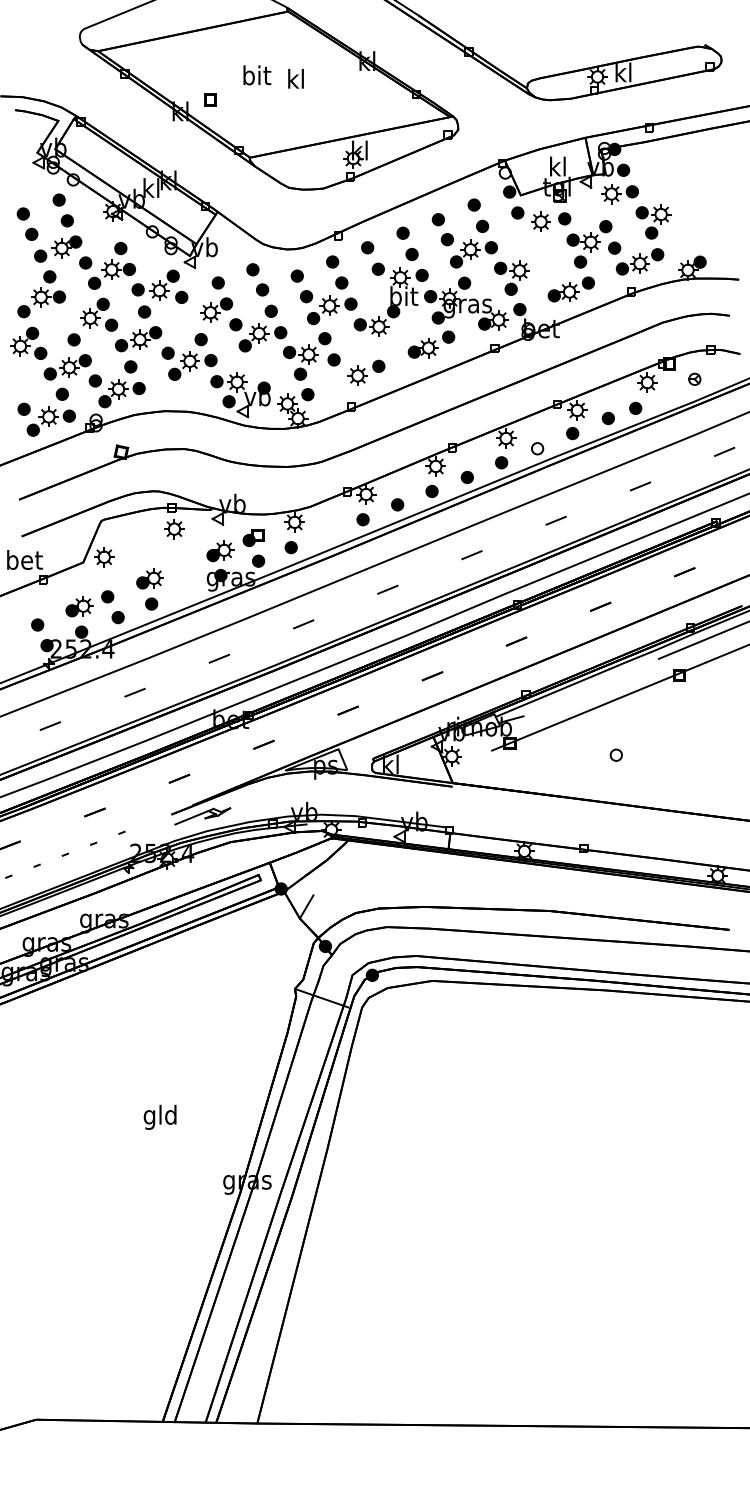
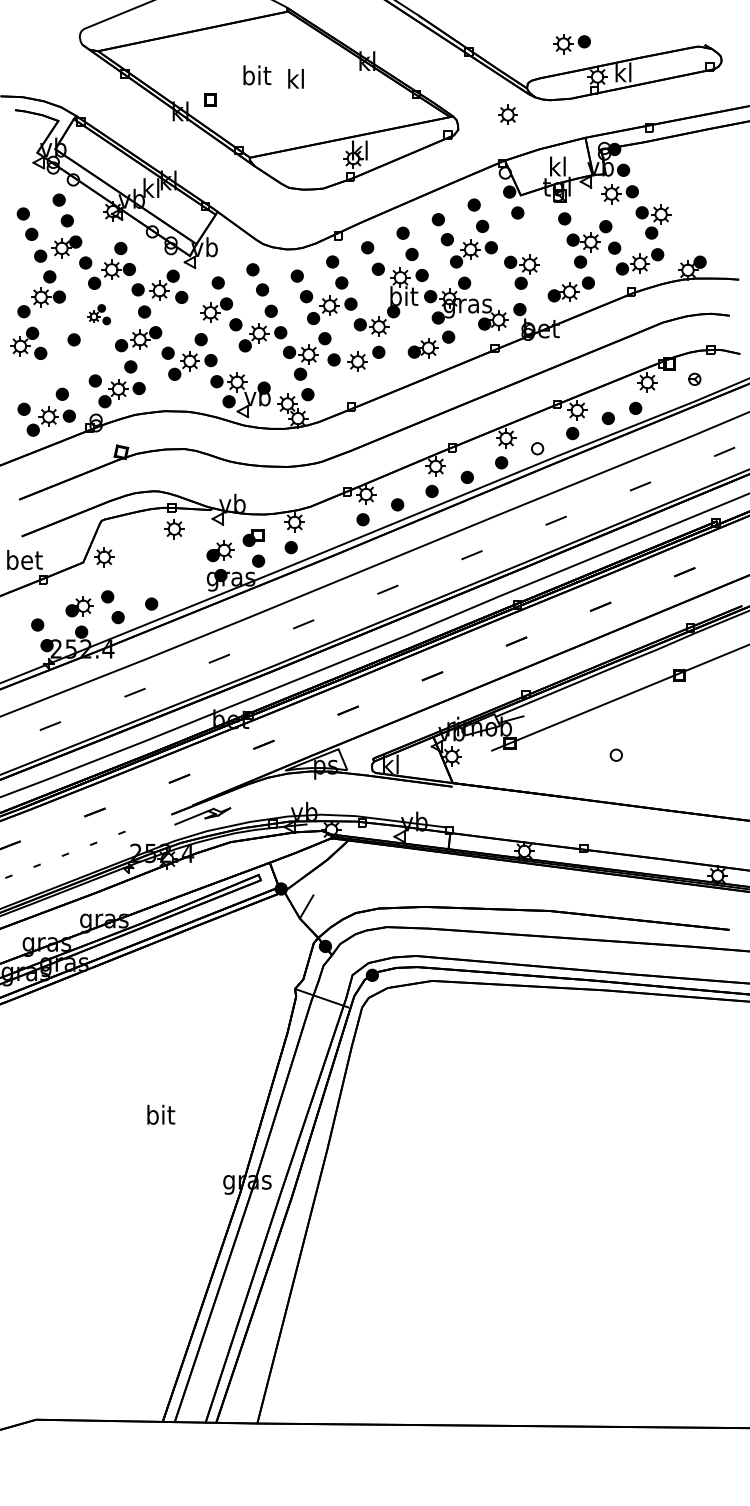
part: none -> present (571, 44)
part position: (540, 221) -> (507, 114) (507, 114)
part position: (511, 277) -> (521, 271) (521, 271)
part size: 39x35 px -> 24x22 px (98, 314)
part: present -> none (67, 367)
part position: (366, 372) -> (366, 358) (366, 358)
part: present -> none (149, 578)
line: present -> none (702, 640)
text: gld -> bit (159, 1116)
